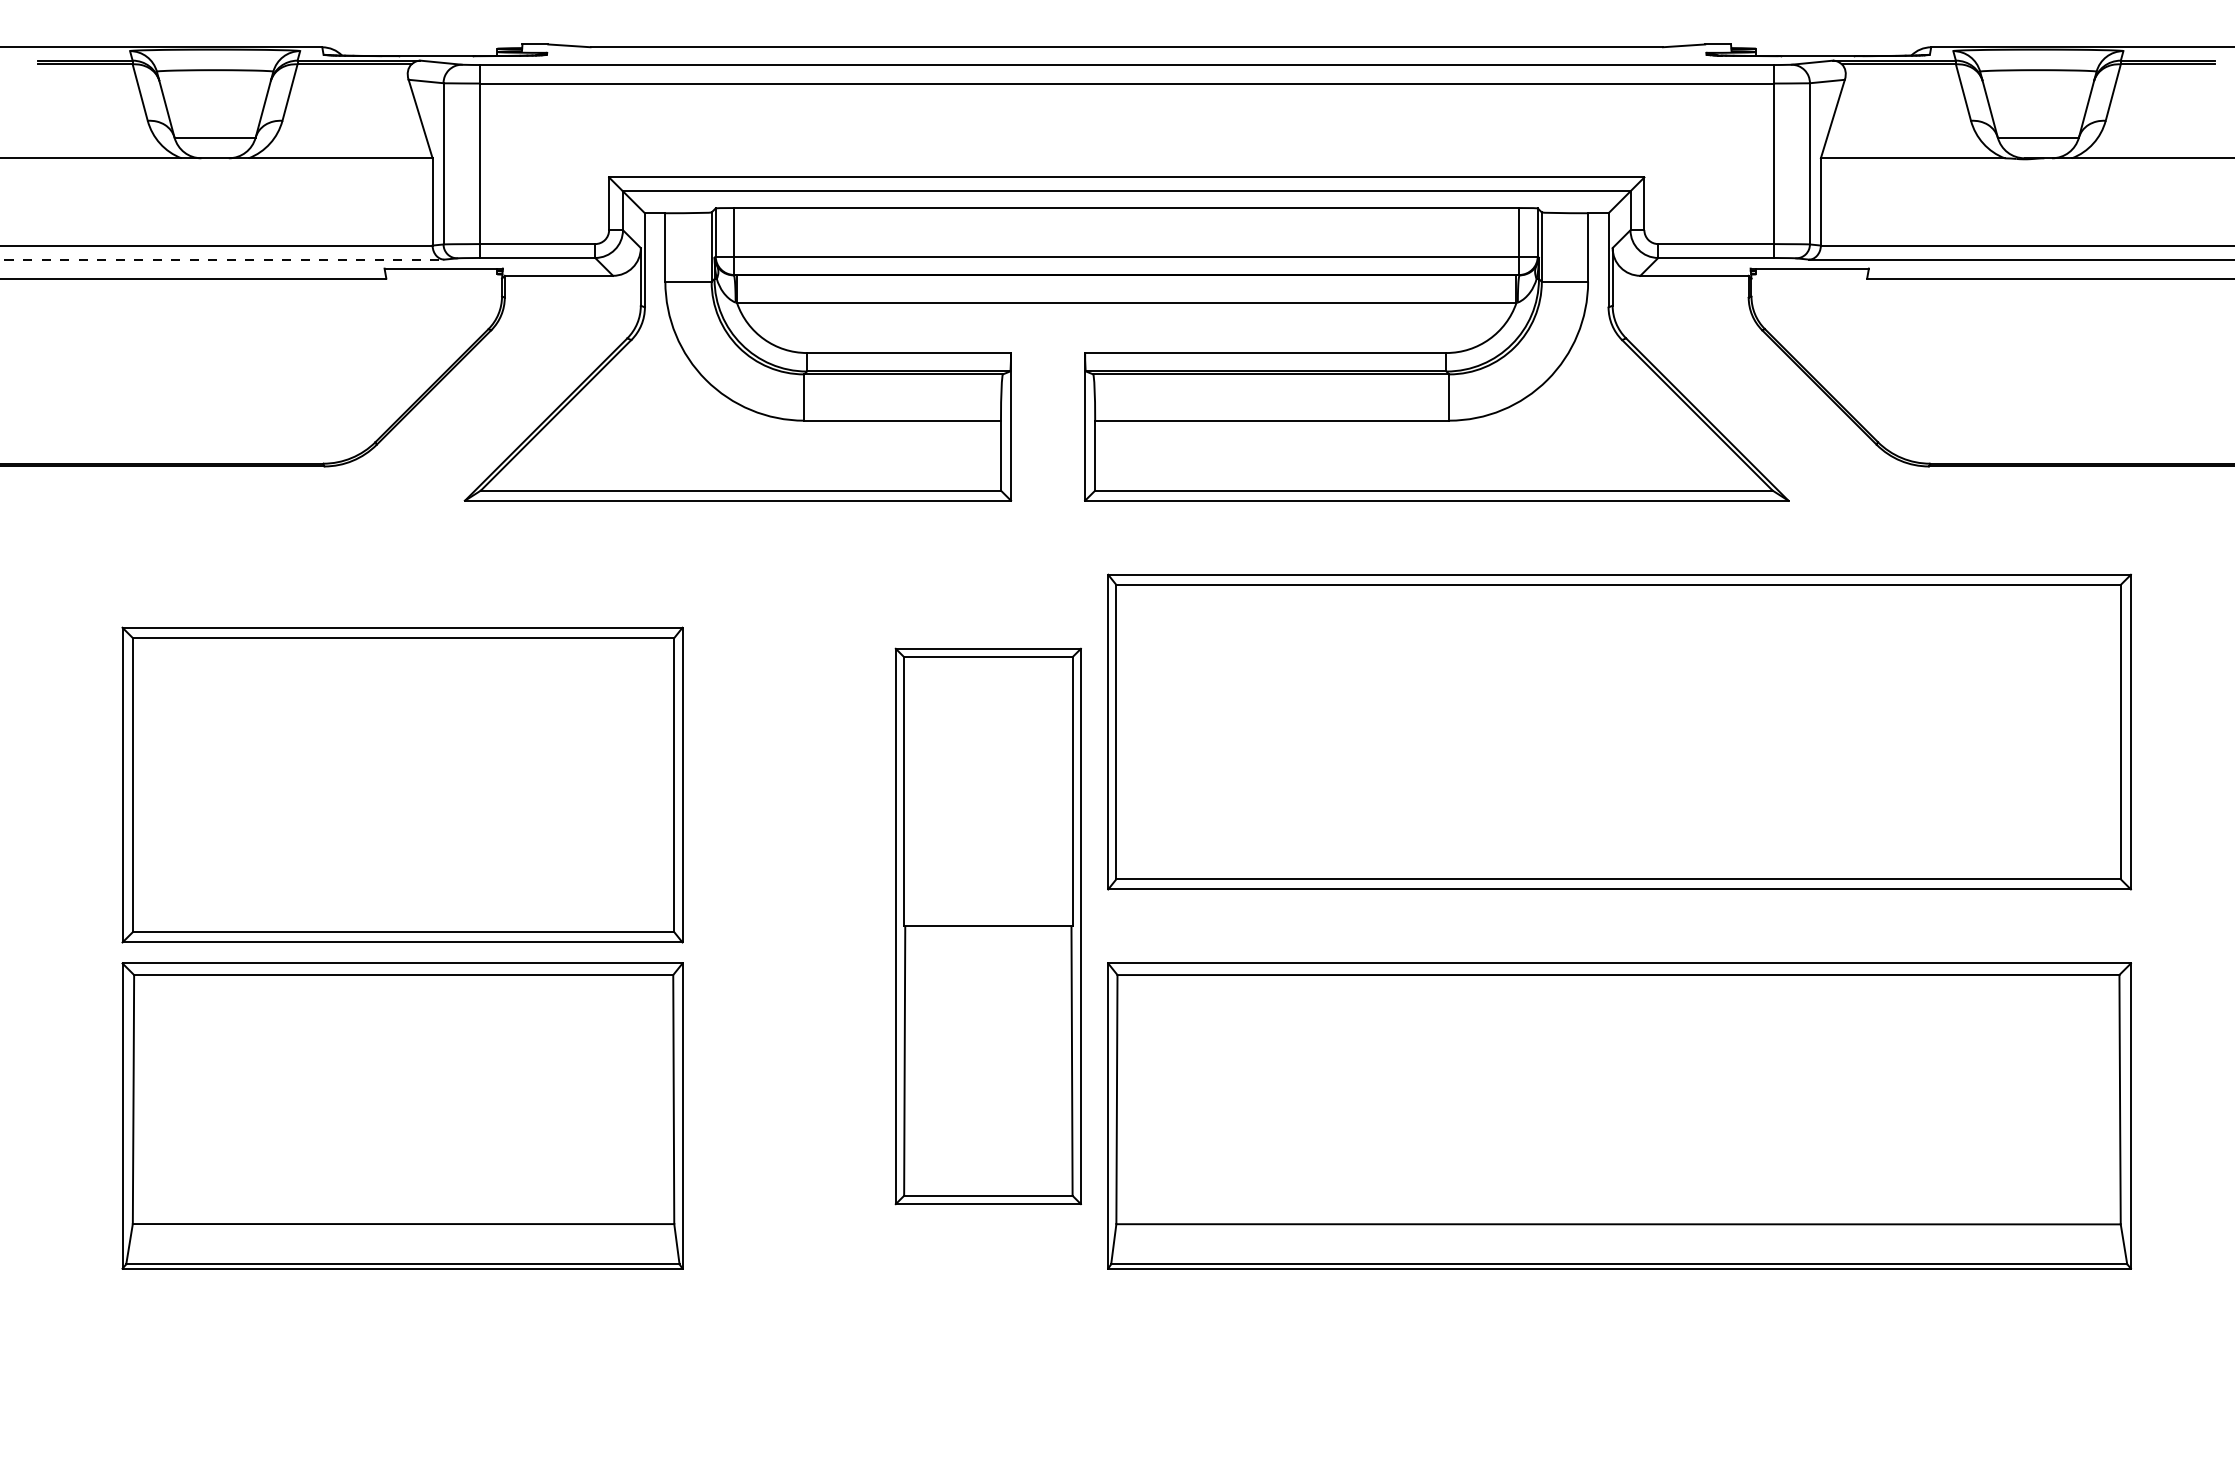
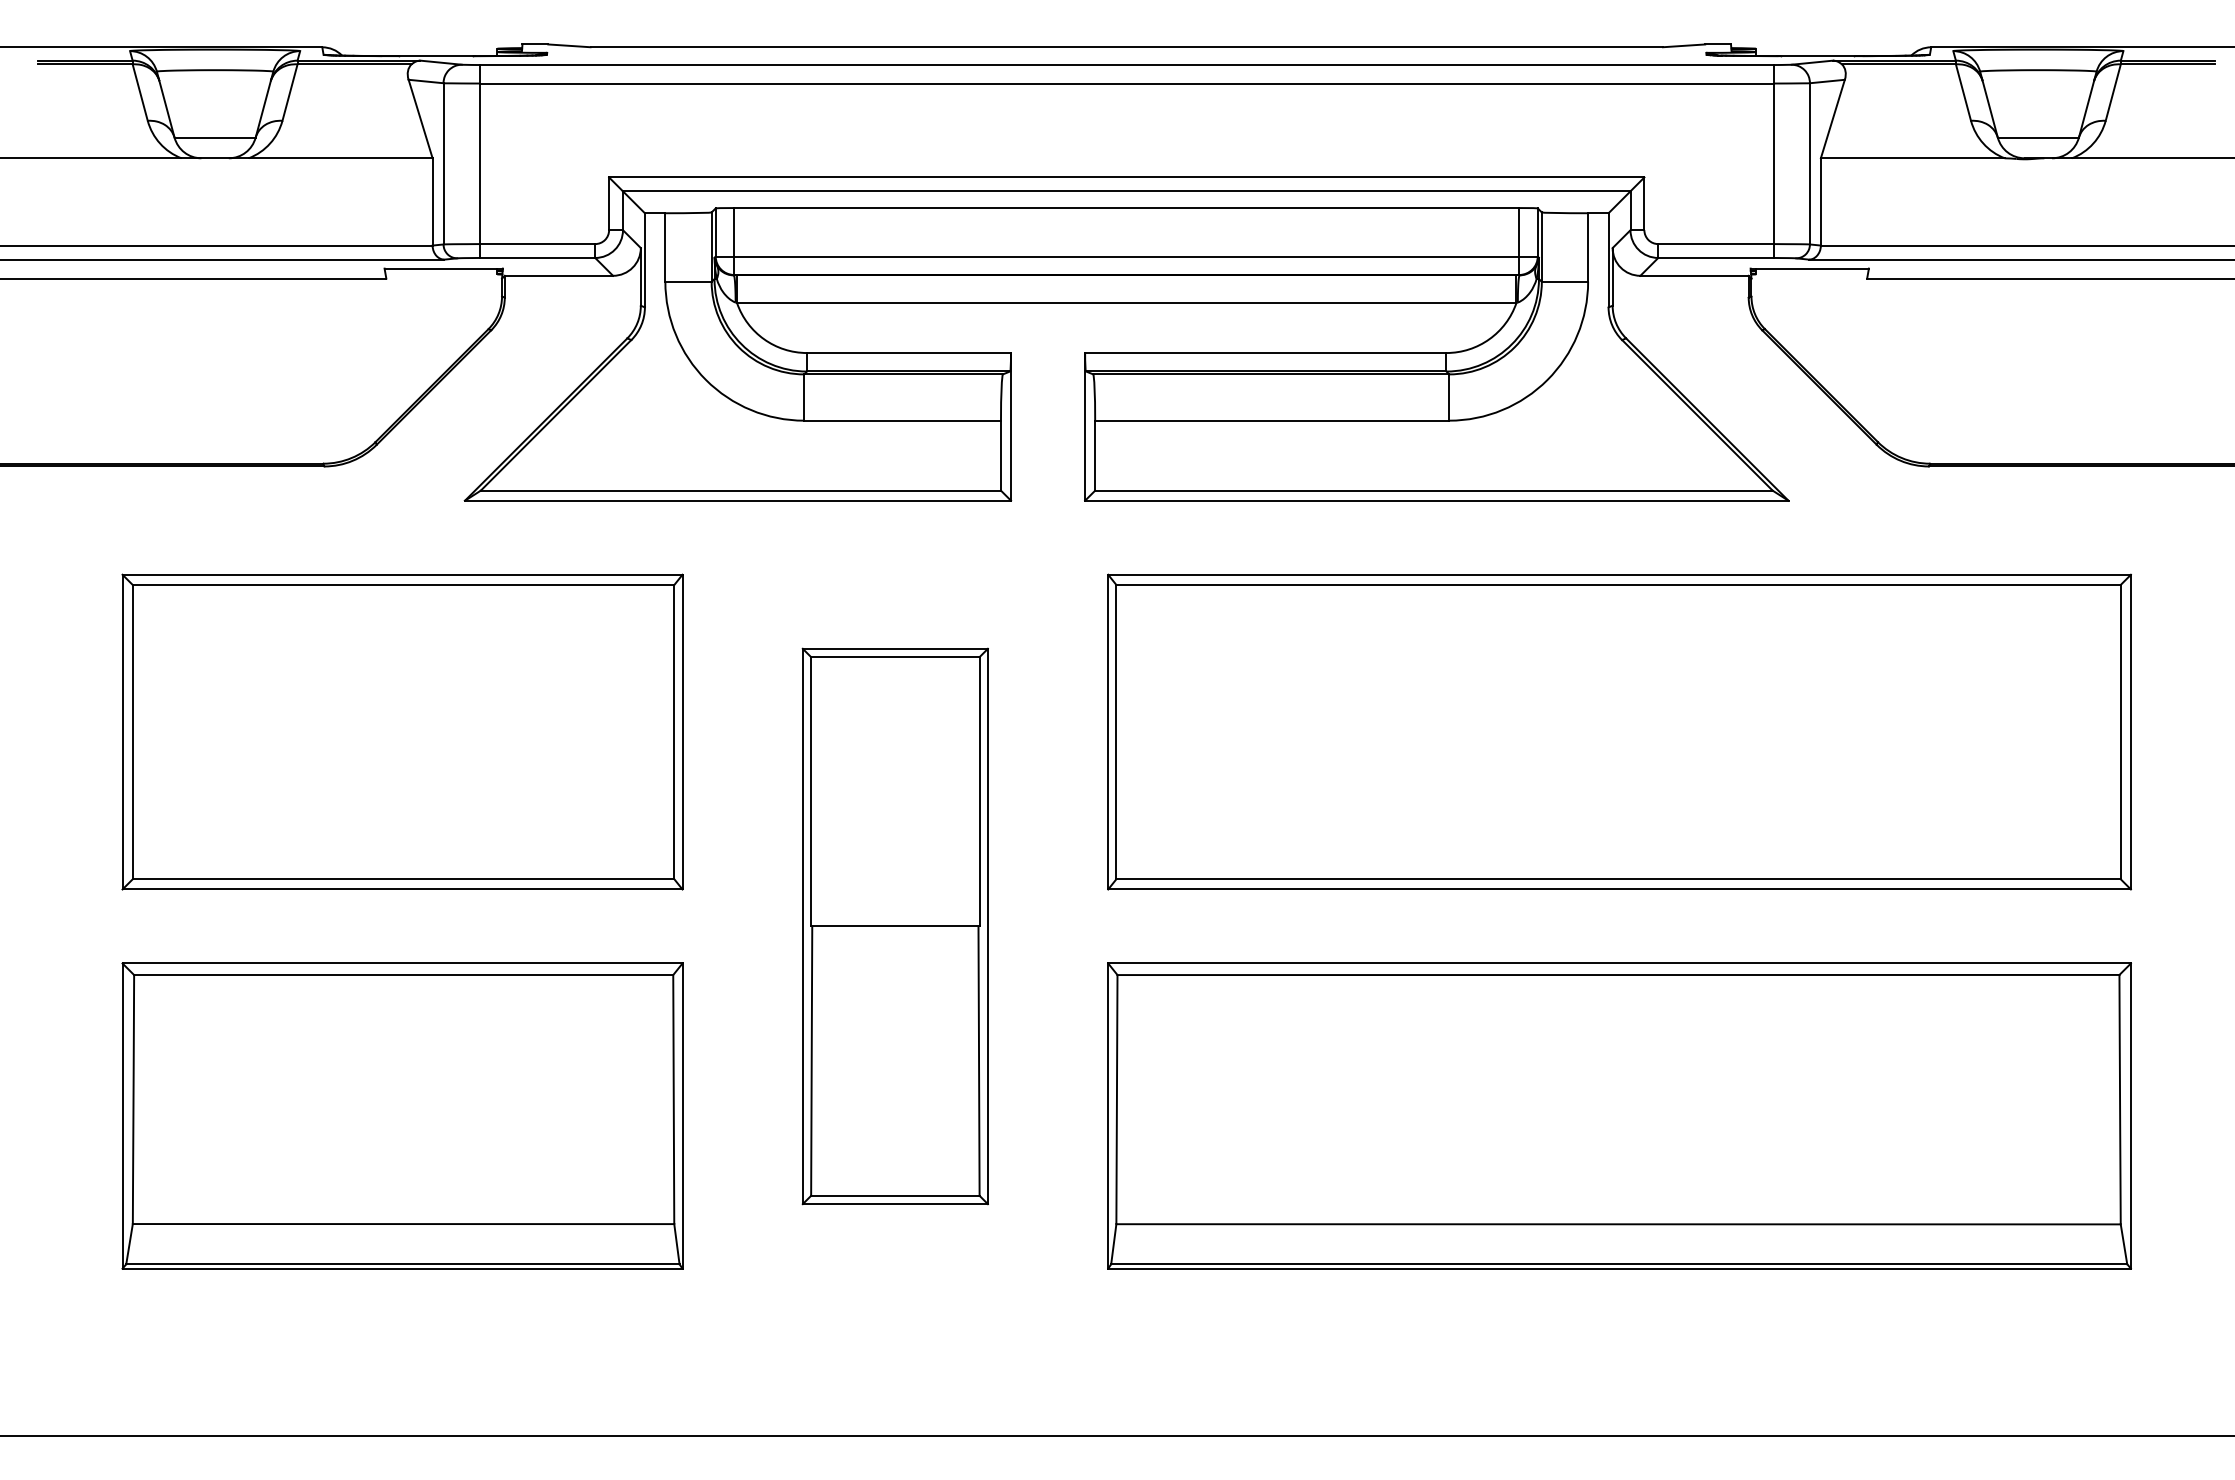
line: dashed -> solid (222, 259)
part position: (402, 784) -> (402, 731) (402, 731)
part position: (987, 926) -> (894, 926) (894, 926)
line: none -> present (1116, 1435)
